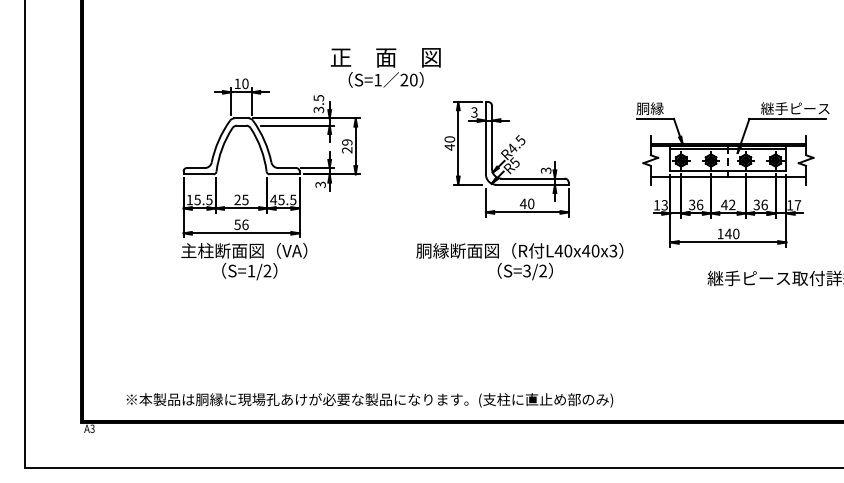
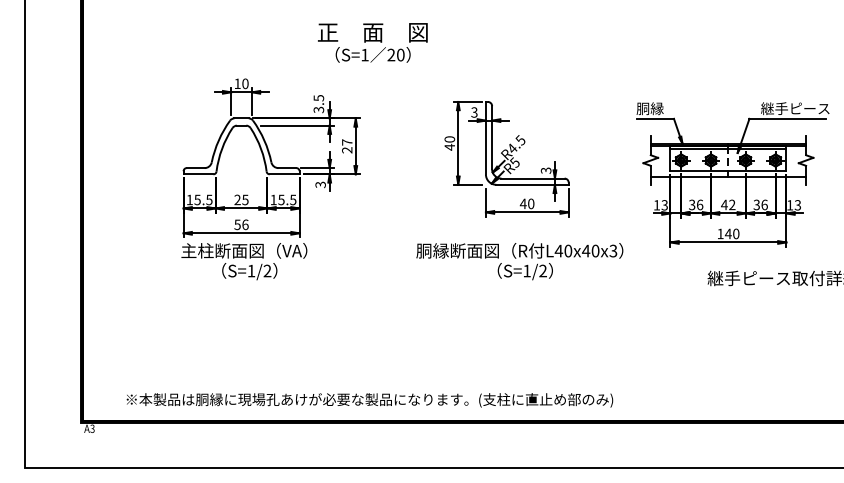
text position: (385, 67) -> (372, 42) (372, 42)
text: 29 -> 27 (347, 142)
text: 45.5 -> 15.5 (273, 199)
text: 17 -> 13 (797, 205)
text: S=3/2 -> S=1/2 (526, 270)
